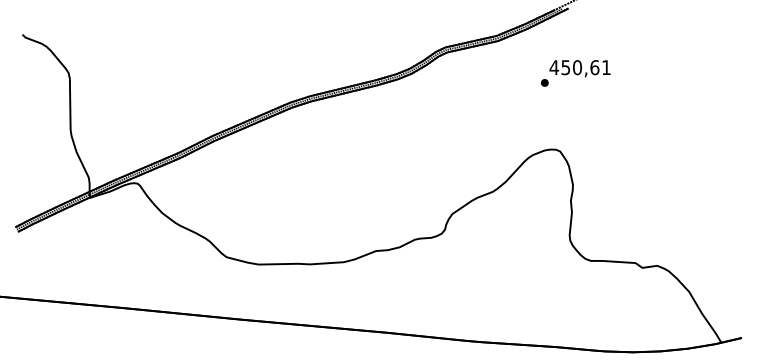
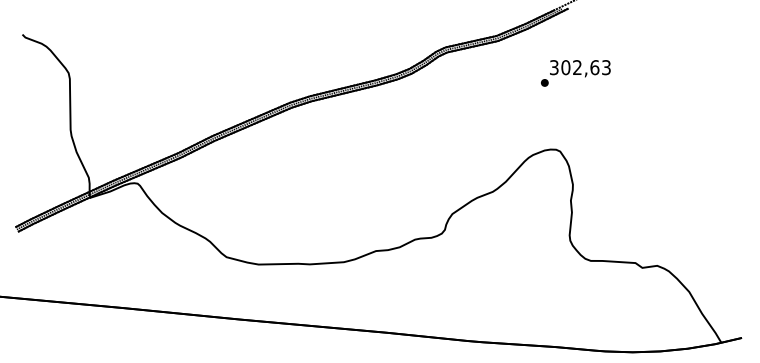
text: 450,61 -> 302,63 (579, 67)
